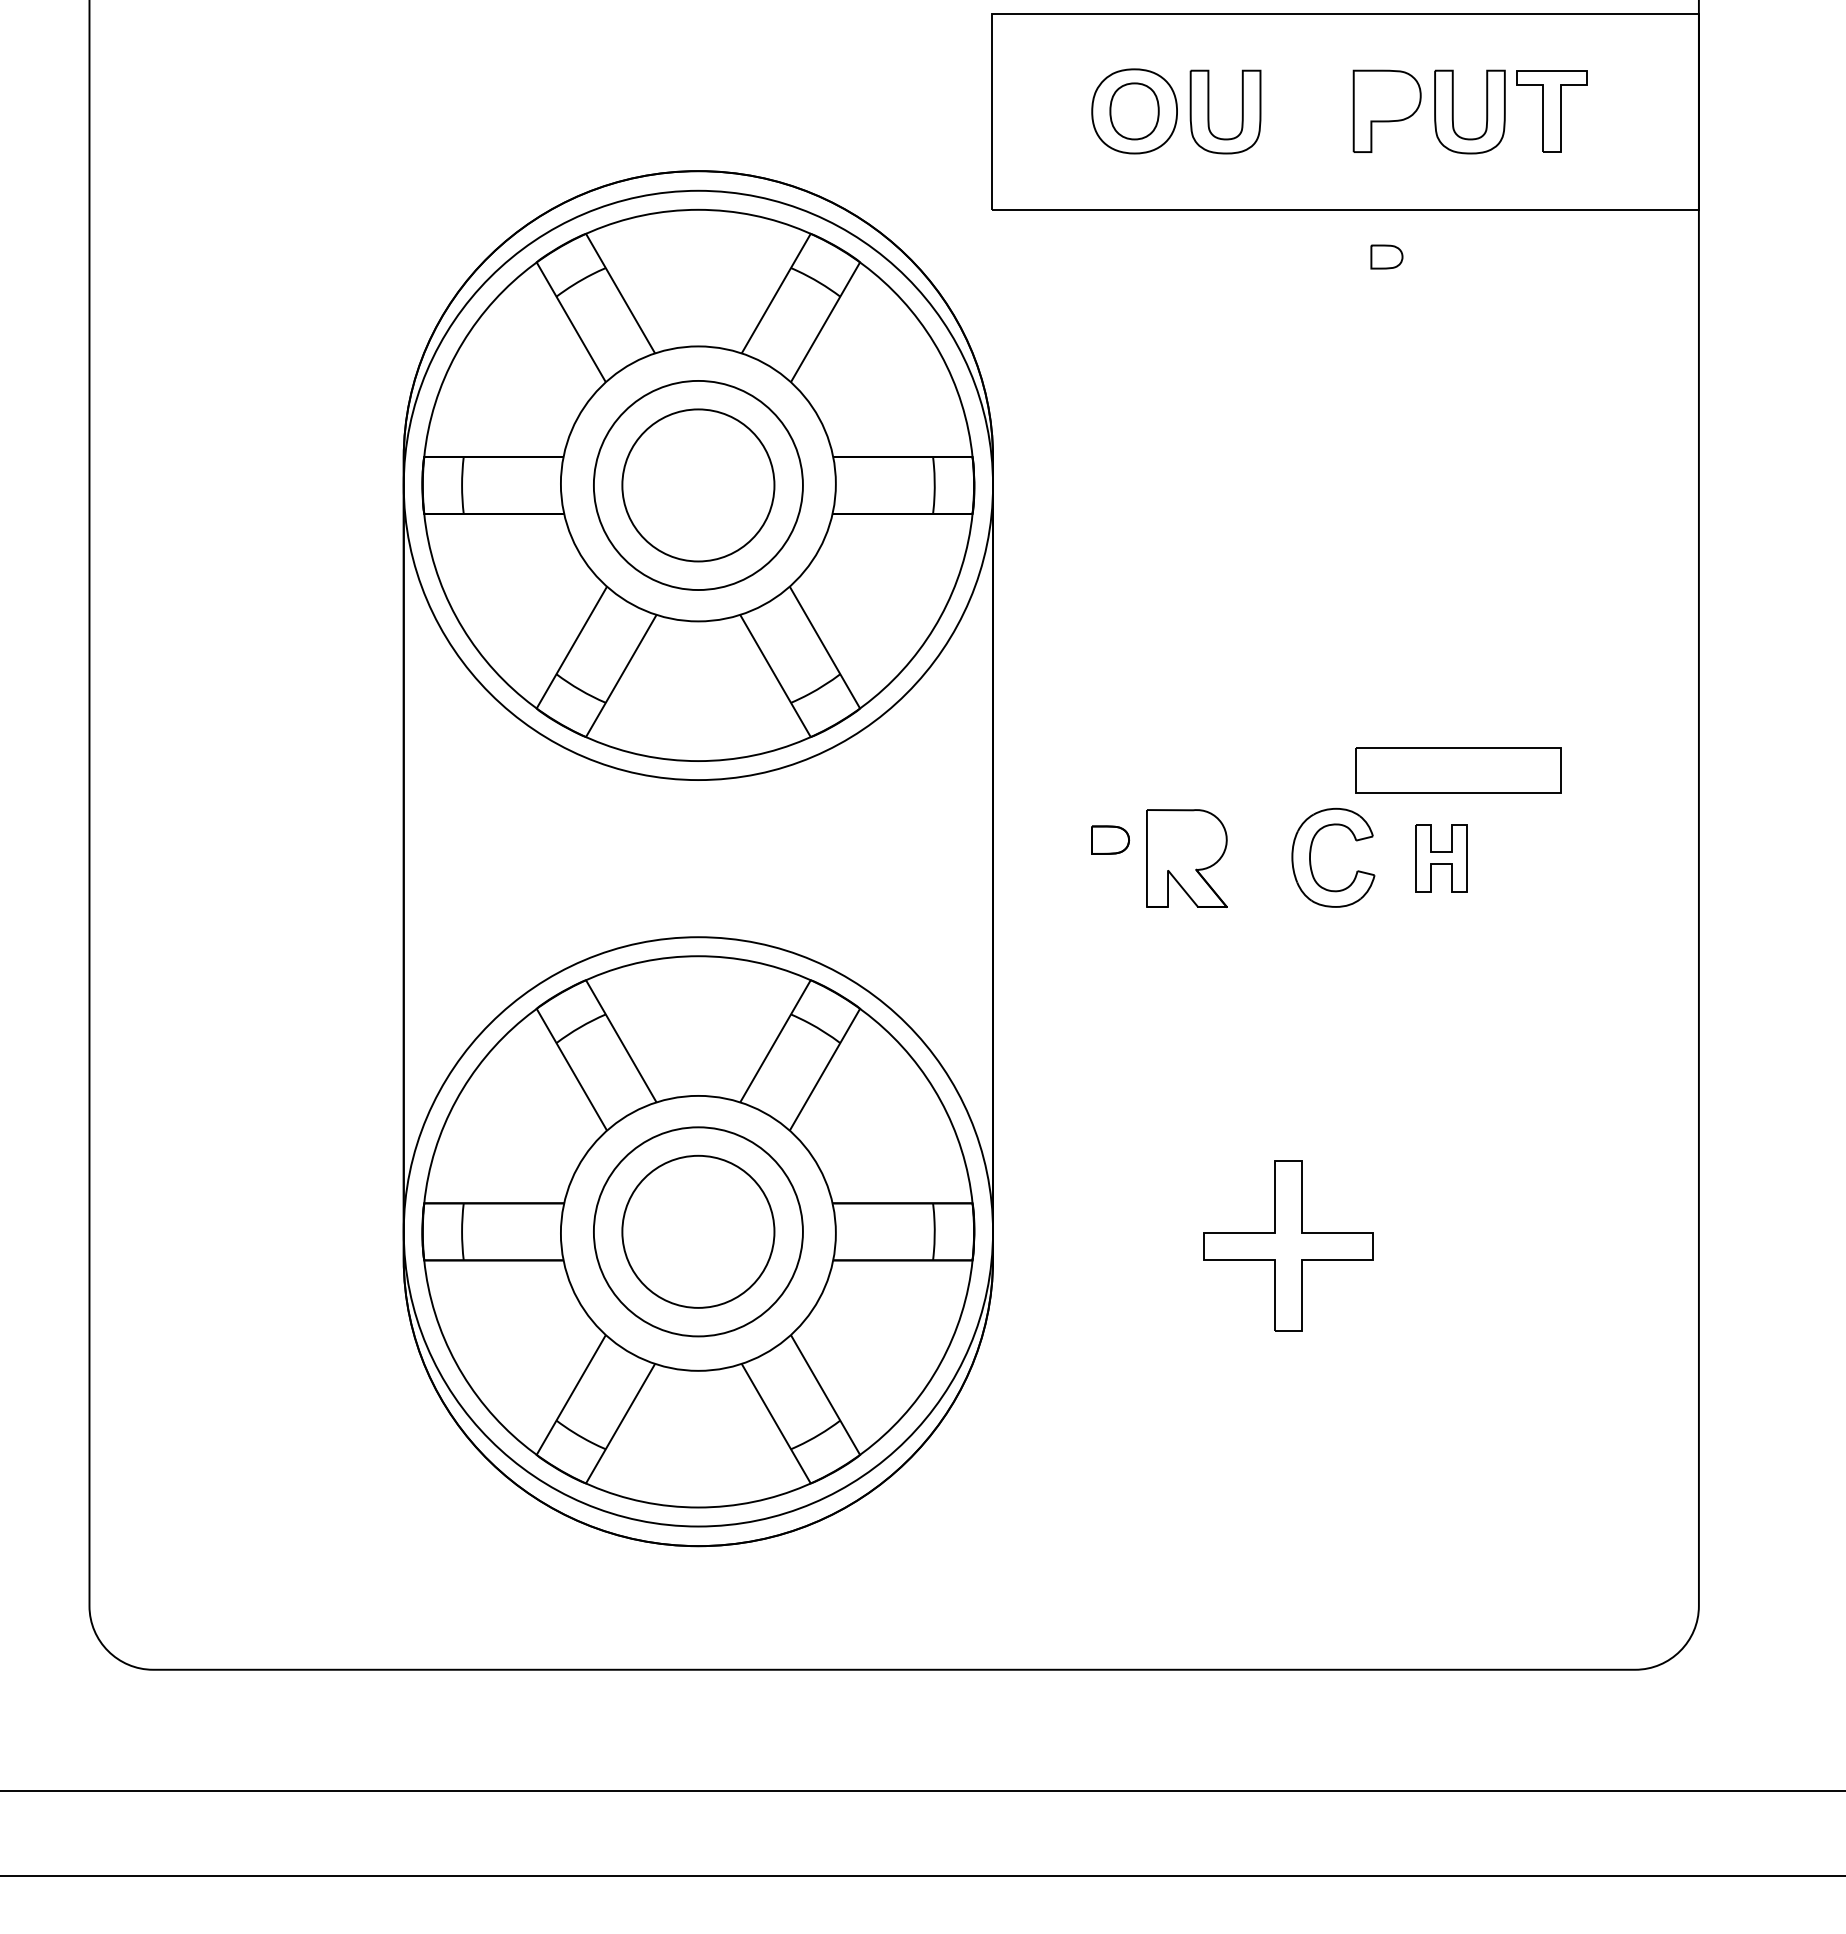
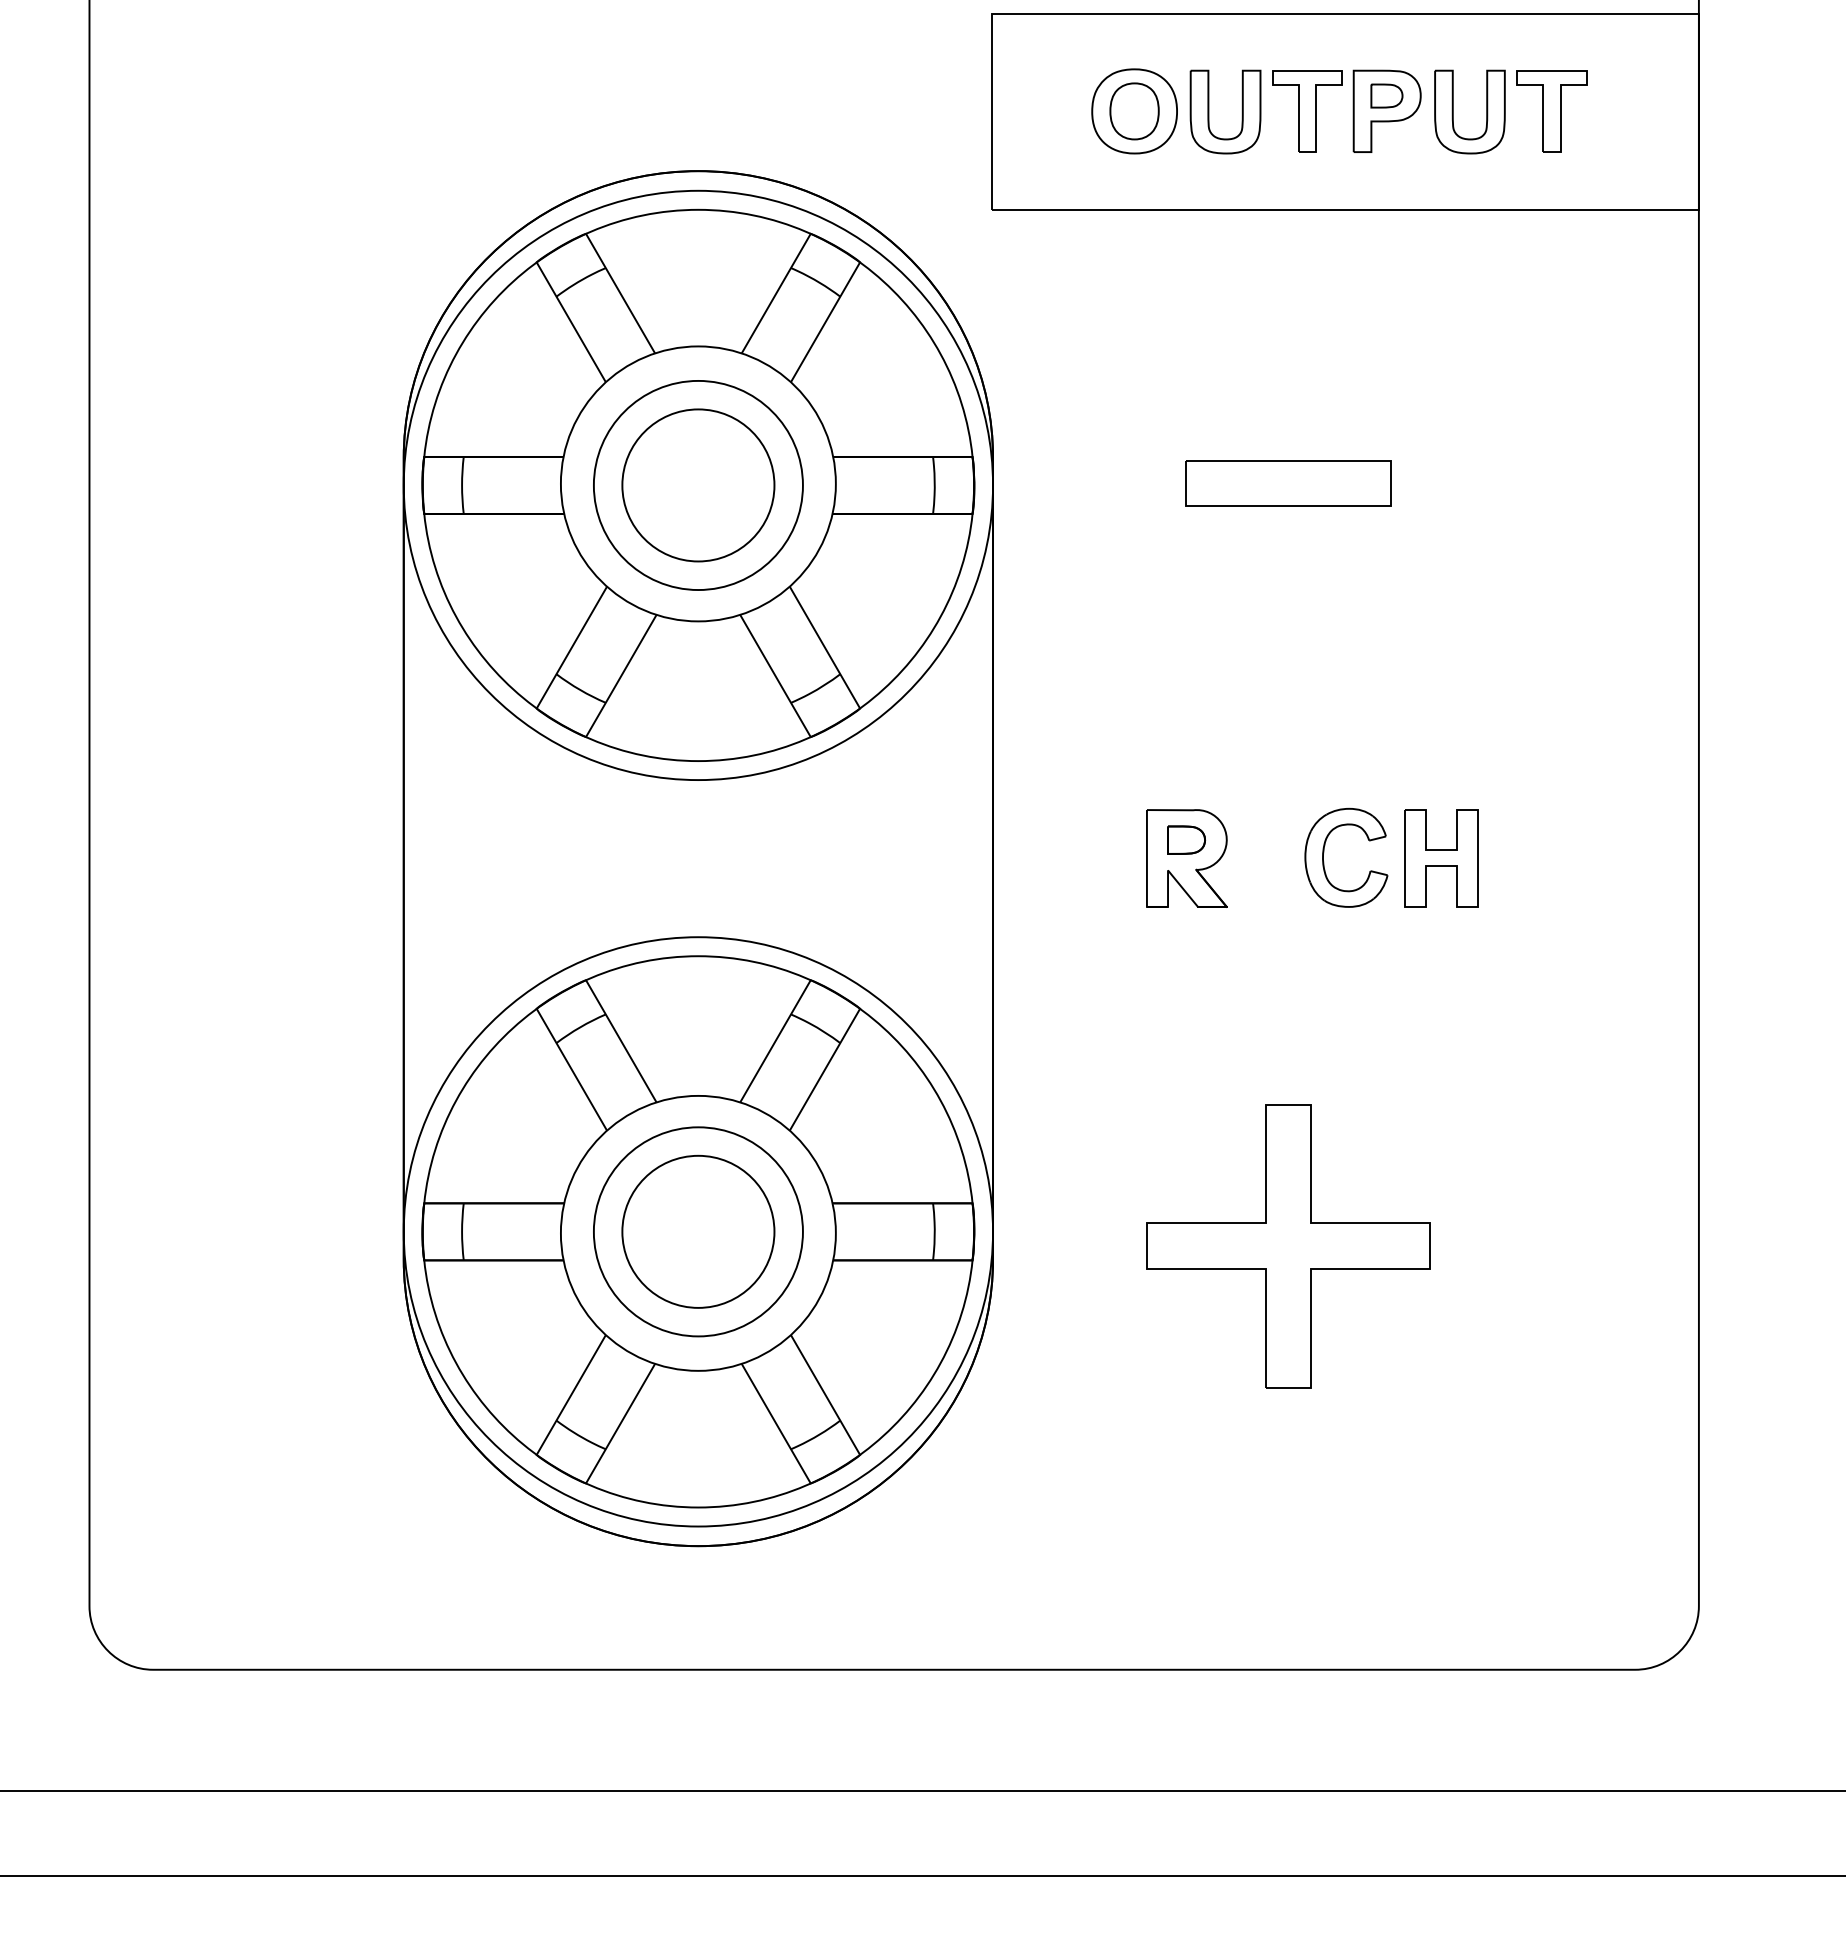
part: none -> present (1307, 111)
part position: (1386, 256) -> (1386, 95) (1386, 95)
part position: (1458, 770) -> (1288, 483) (1288, 483)
part position: (1110, 839) -> (1186, 839) (1186, 839)
part position: (1311, 852) -> (1324, 852) (1324, 852)
part size: 53x69 px -> 75x99 px (1441, 858)
part size: 171x172 px -> 285x285 px (1288, 1246)
